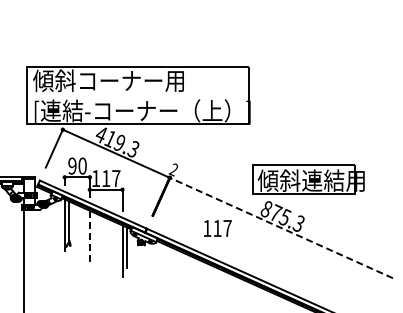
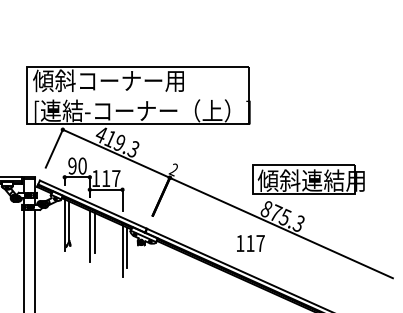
line: dashed -> solid (281, 227)
text position: (217, 228) -> (250, 243) (250, 243)
line: none -> present (94, 232)
line: dashed -> solid (89, 236)
line: none -> present (35, 259)
